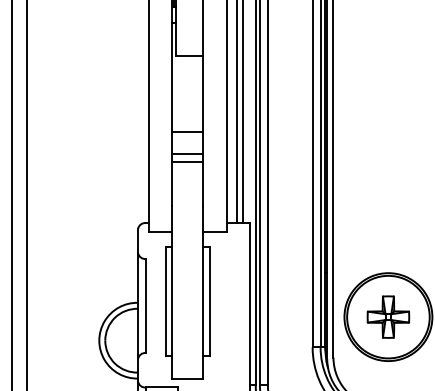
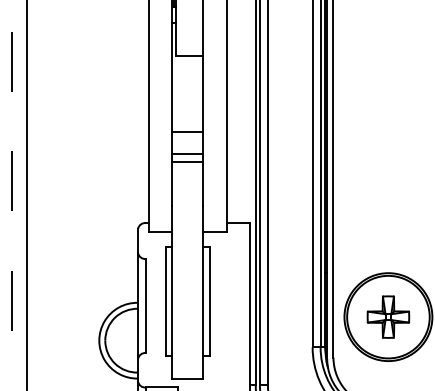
line: present -> none (237, 112)
line: present -> none (243, 112)
line: solid -> dashed (11, 195)
